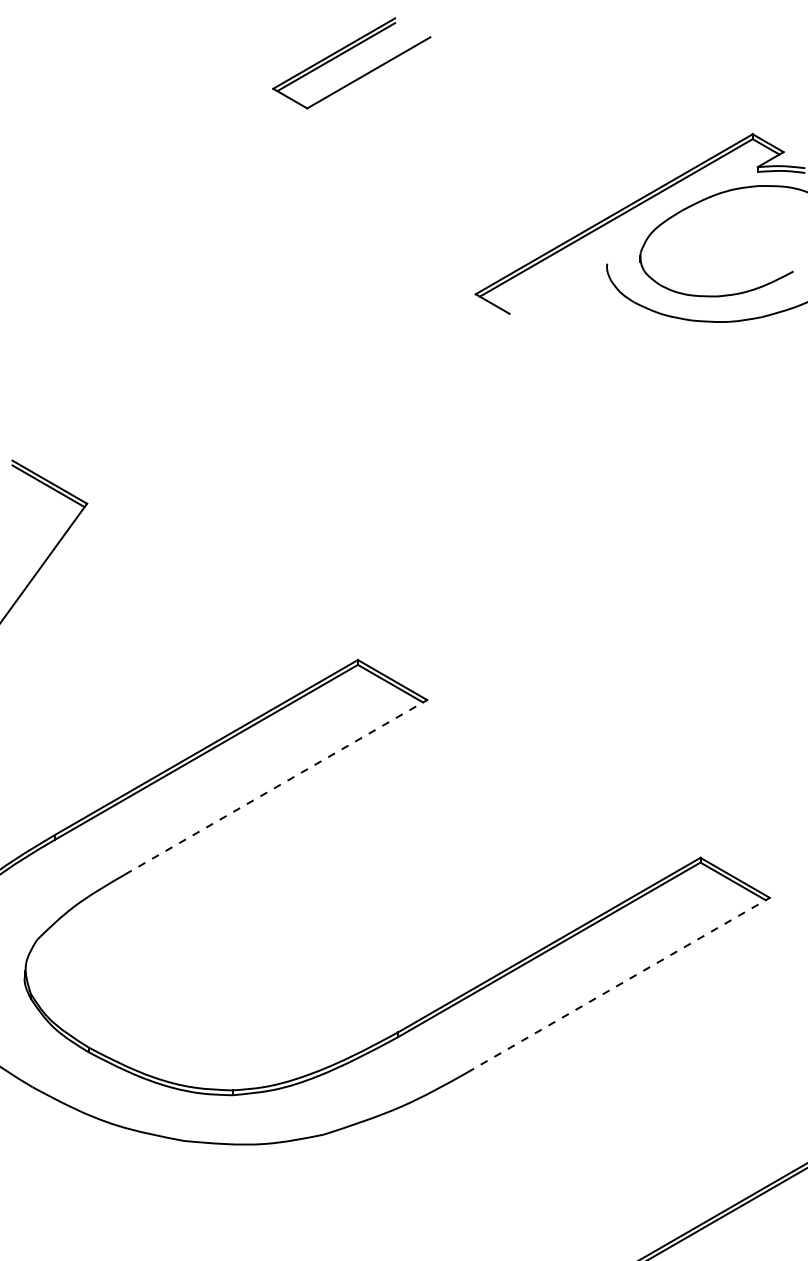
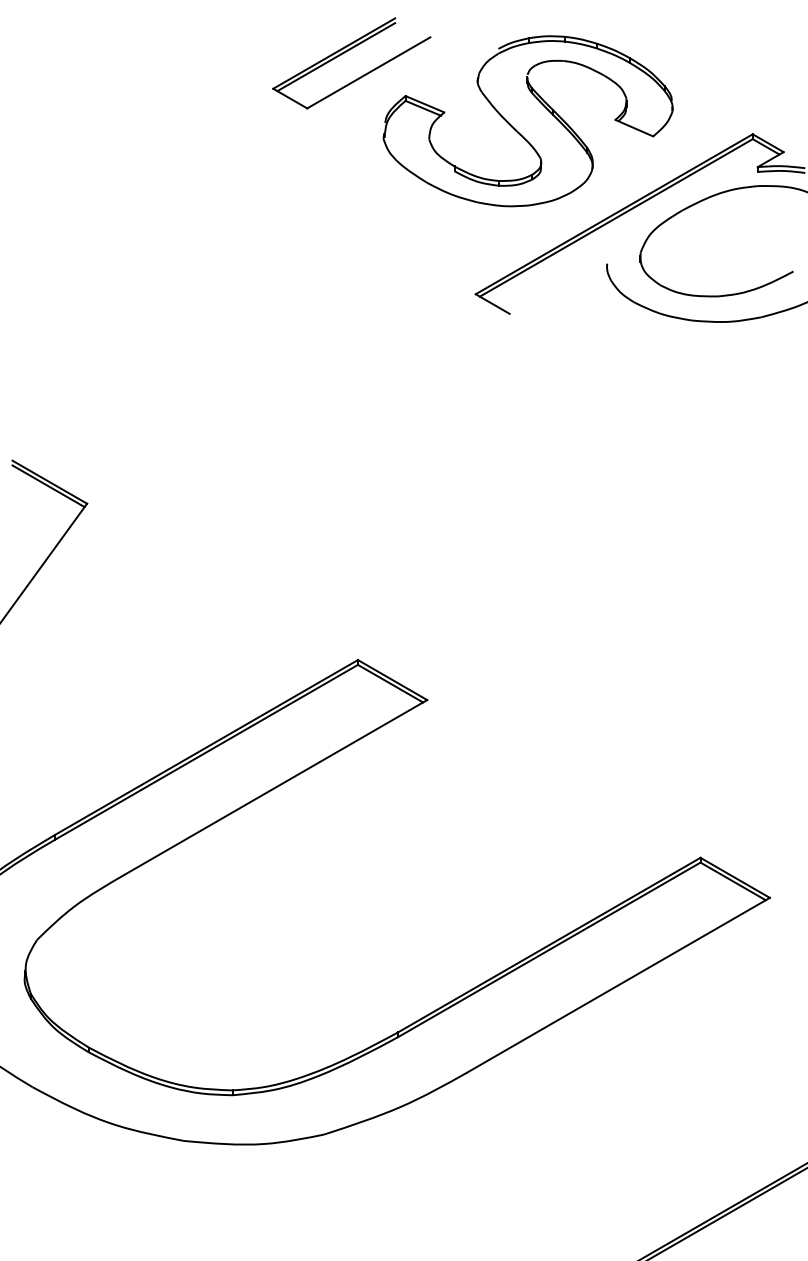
part: none -> present (517, 130)
line: dashed -> solid (276, 787)
line: dashed -> solid (618, 985)
